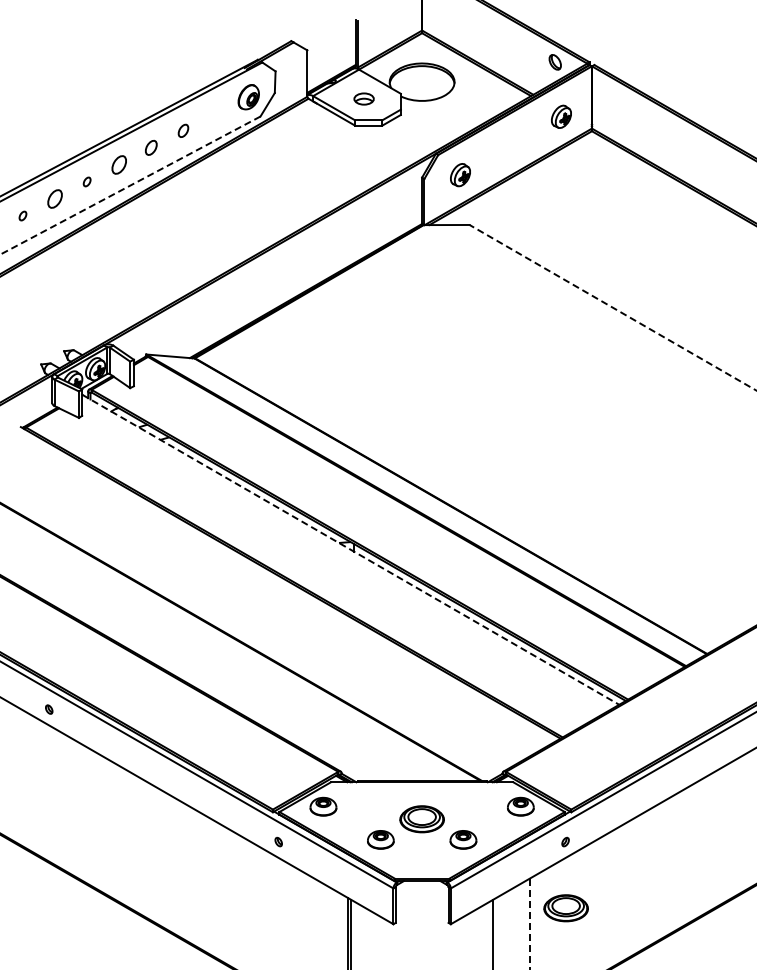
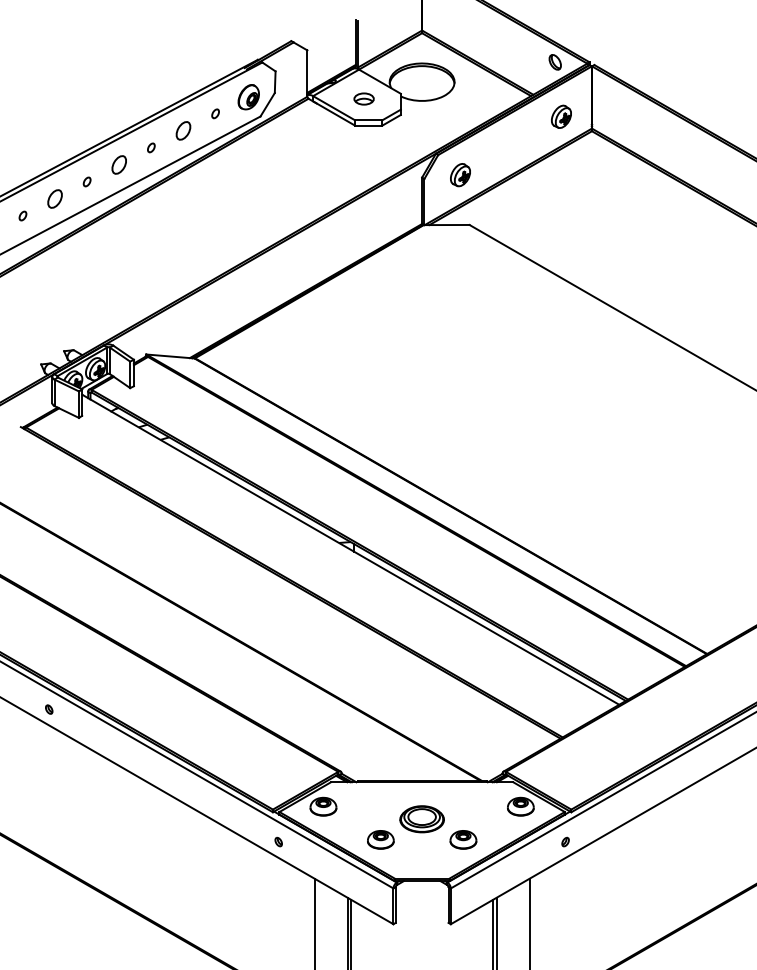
part: none -> present (215, 113)
part size: 13x15 px -> 17x20 px (183, 130)
part size: 13x17 px -> 9x12 px (151, 147)
line: dashed -> solid (130, 185)
line: dashed -> solid (613, 307)
line: dashed -> solid (350, 549)
part: present -> none (565, 908)
line: none -> present (314, 922)
line: dashed -> solid (529, 924)
line: none -> present (496, 931)
